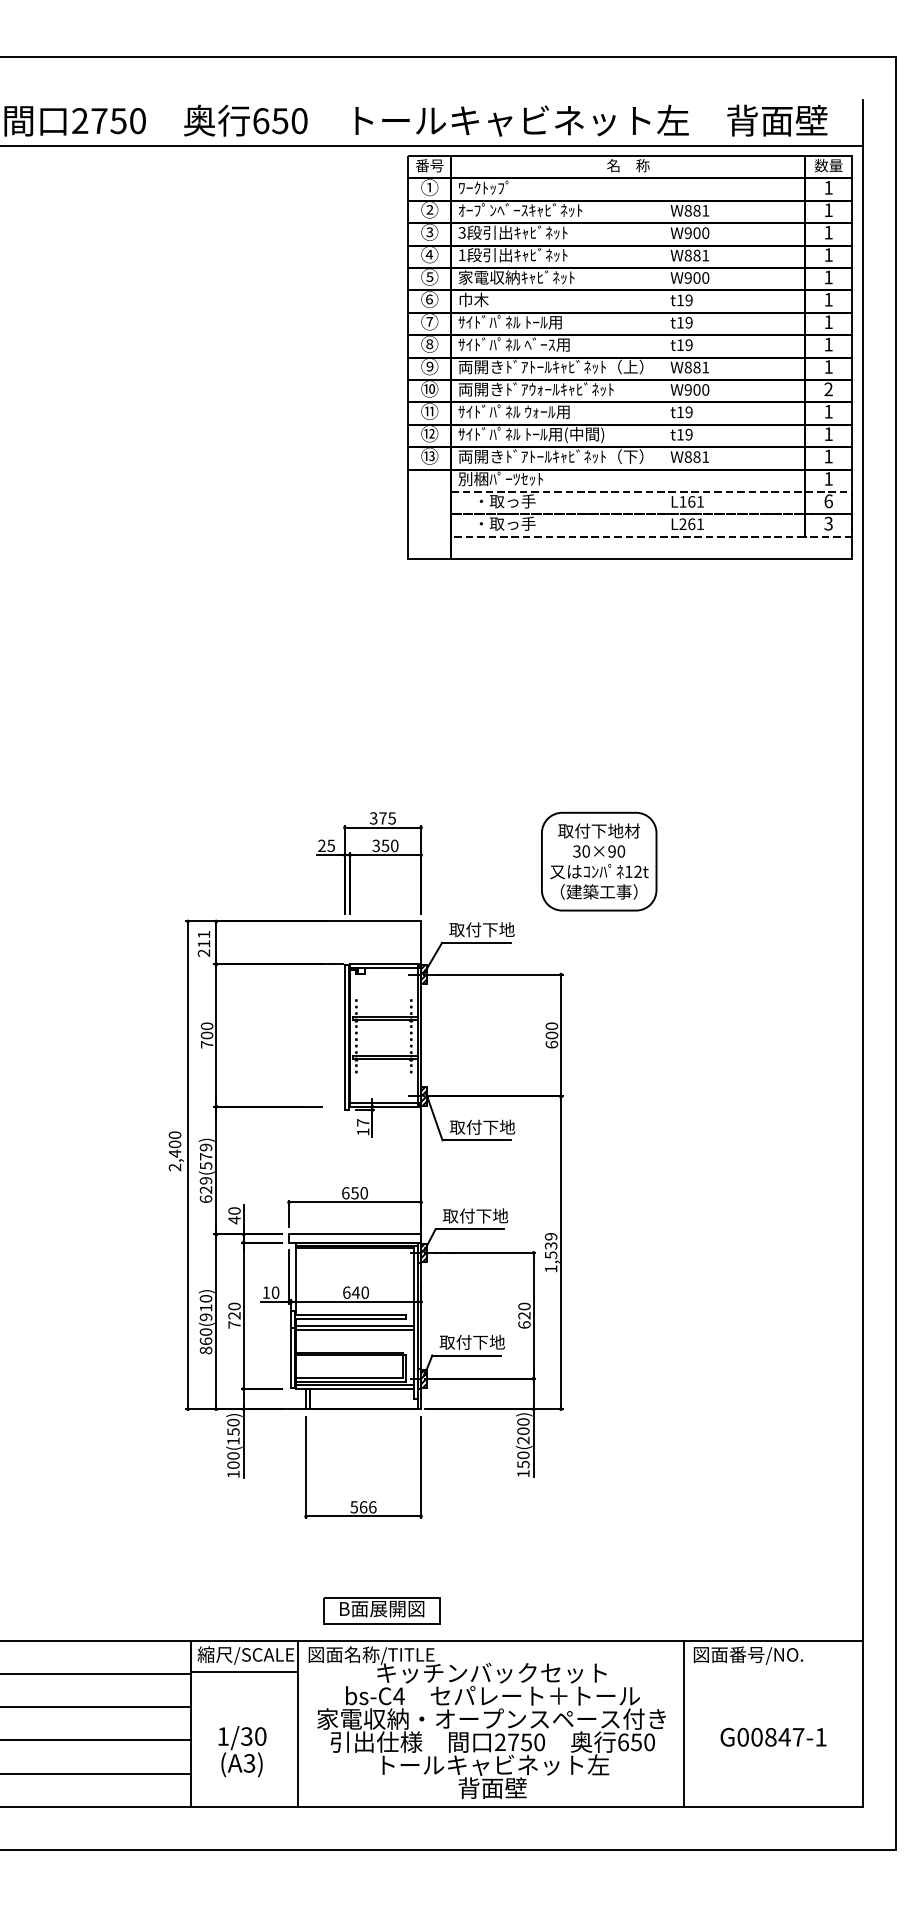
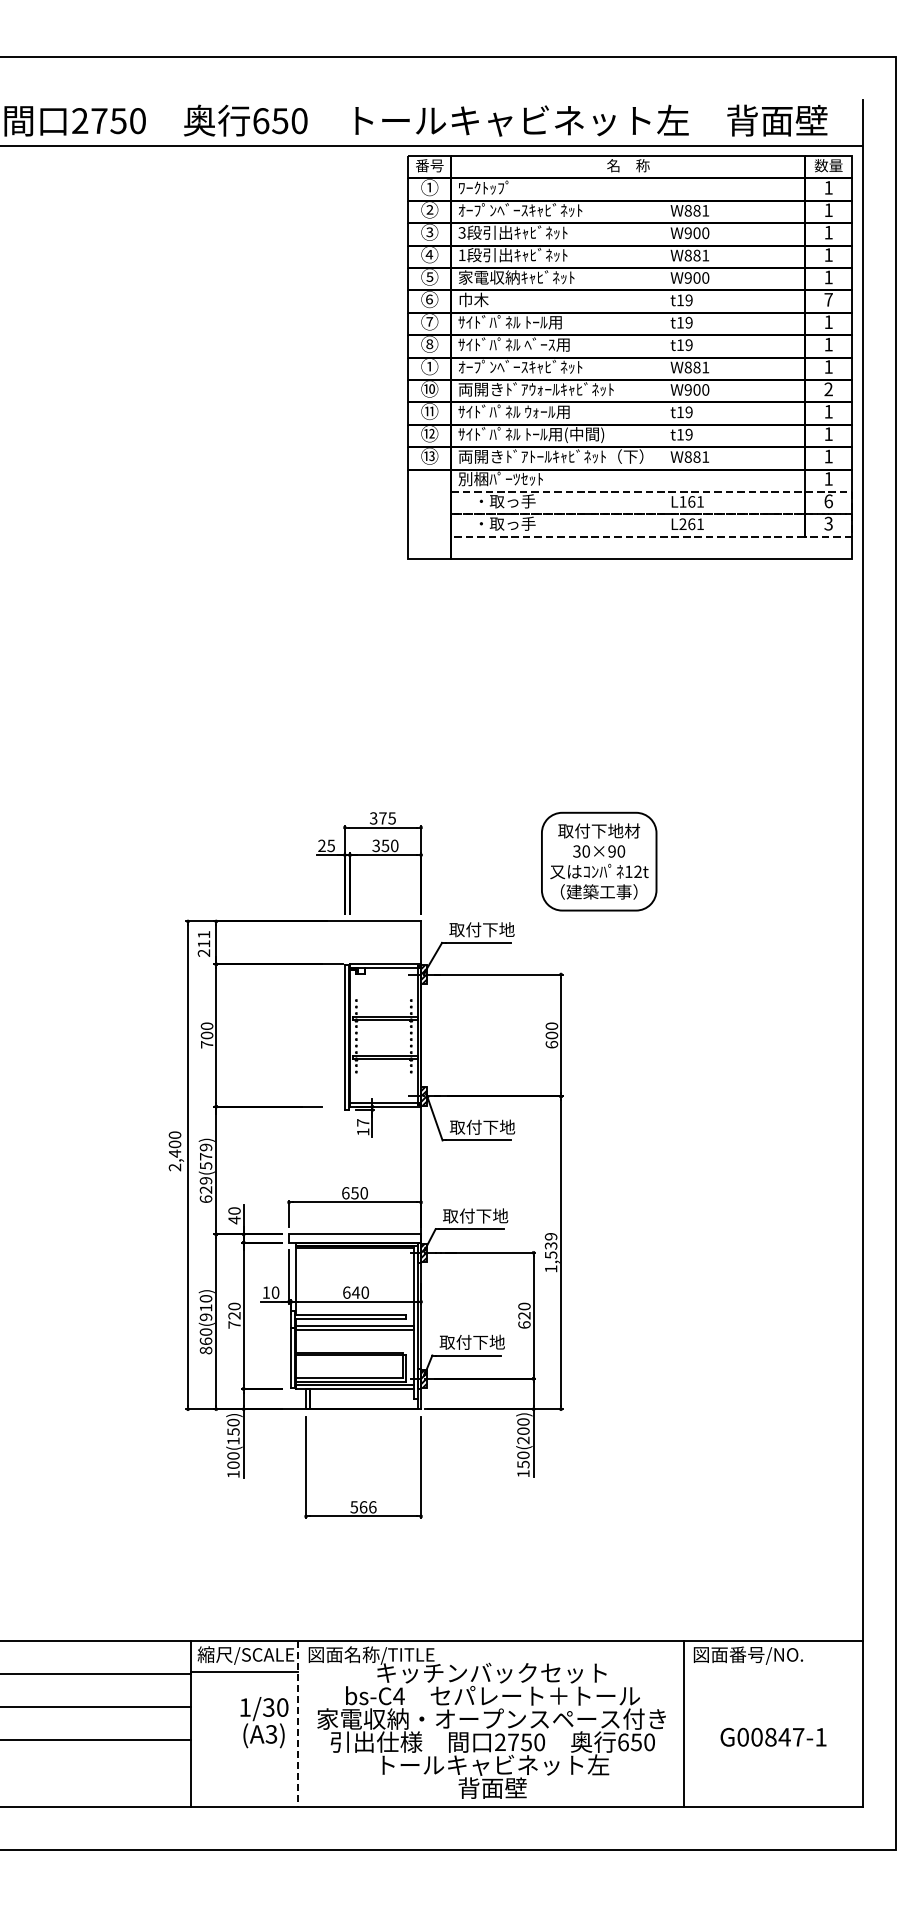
text: 1 -> 7 (828, 299)
text: ⑨ -> ① (429, 366)
text: 両開きﾄﾞｱﾄｰﾙｷｬﾋﾞﾈｯﾄ（上） -> ｵｰﾌﾟﾝﾍﾞｰｽｷｬﾋﾞﾈｯﾄ (550, 366)
part: present -> none (381, 1610)
line: solid -> dashed (297, 1724)
text position: (242, 1751) -> (264, 1722) (264, 1722)
line: present -> none (96, 1773)
